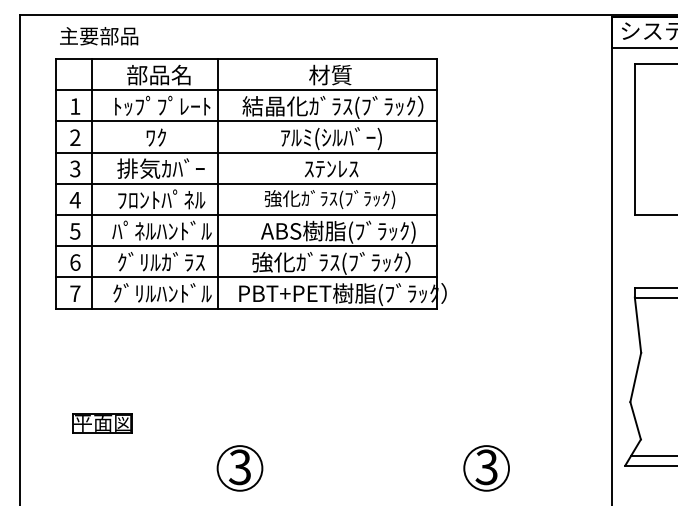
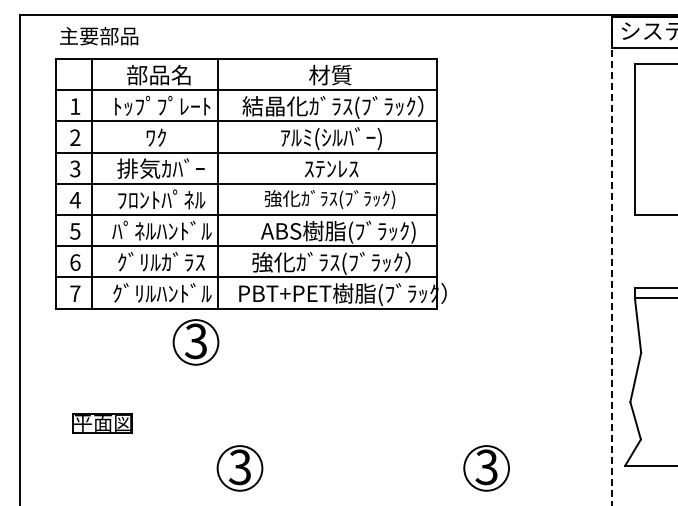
line: solid -> dashed (611, 261)
part: none -> present (195, 342)
line: present -> none (652, 456)
